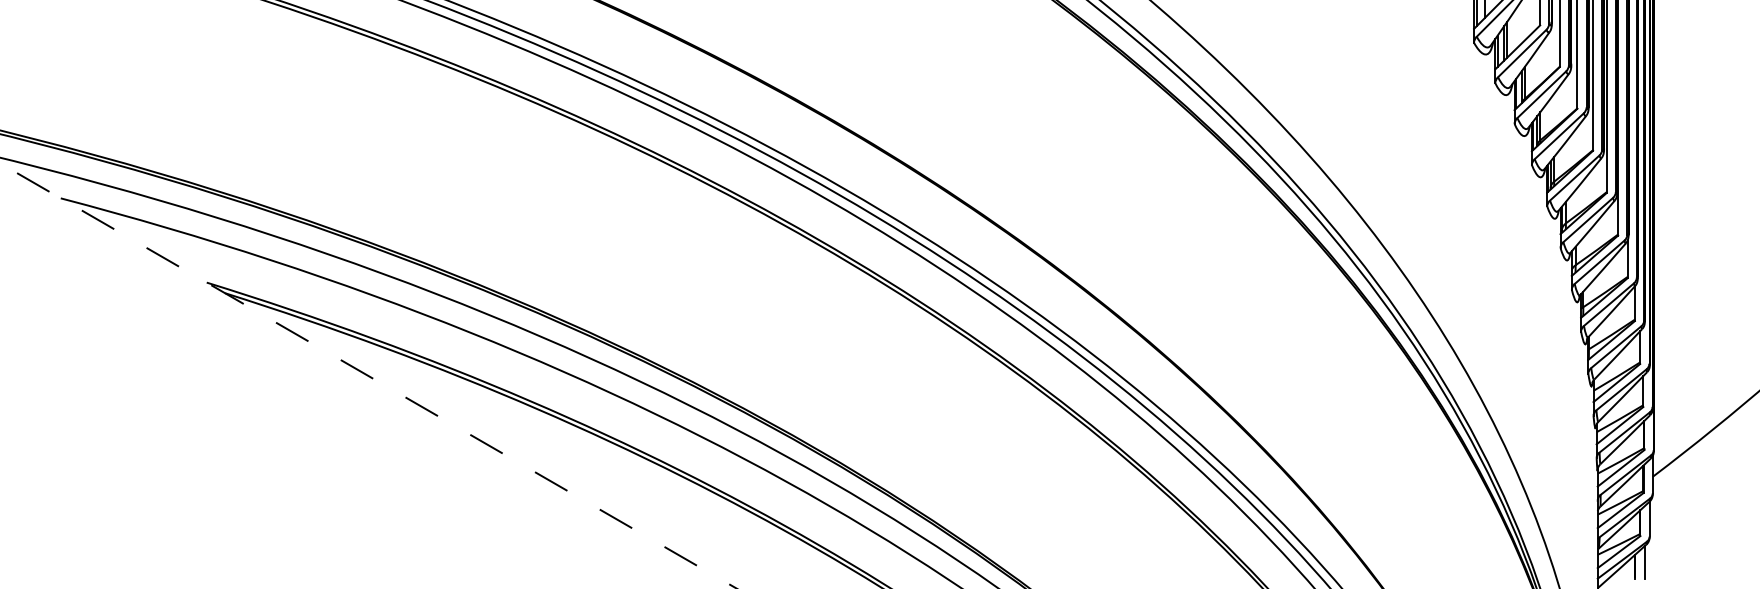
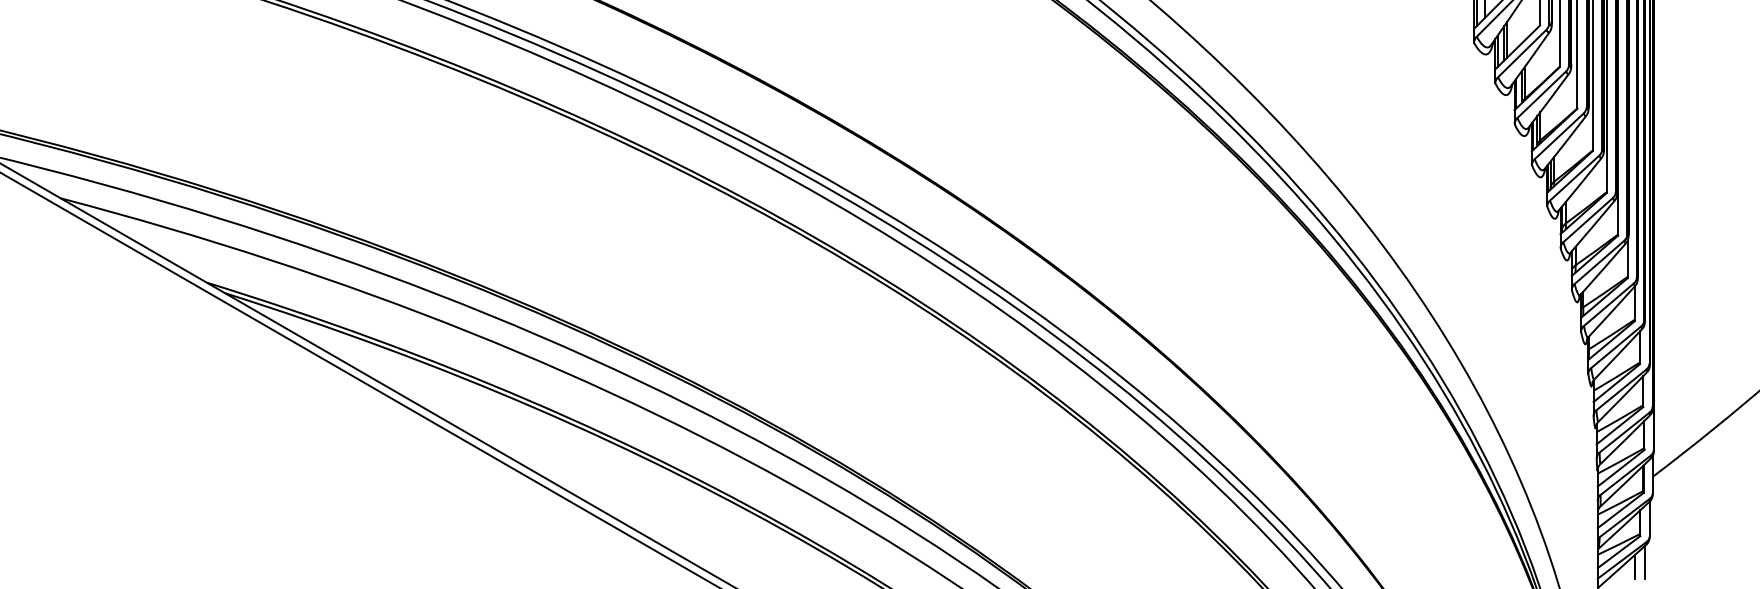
line: dashed -> solid (368, 376)
line: none -> present (359, 379)
